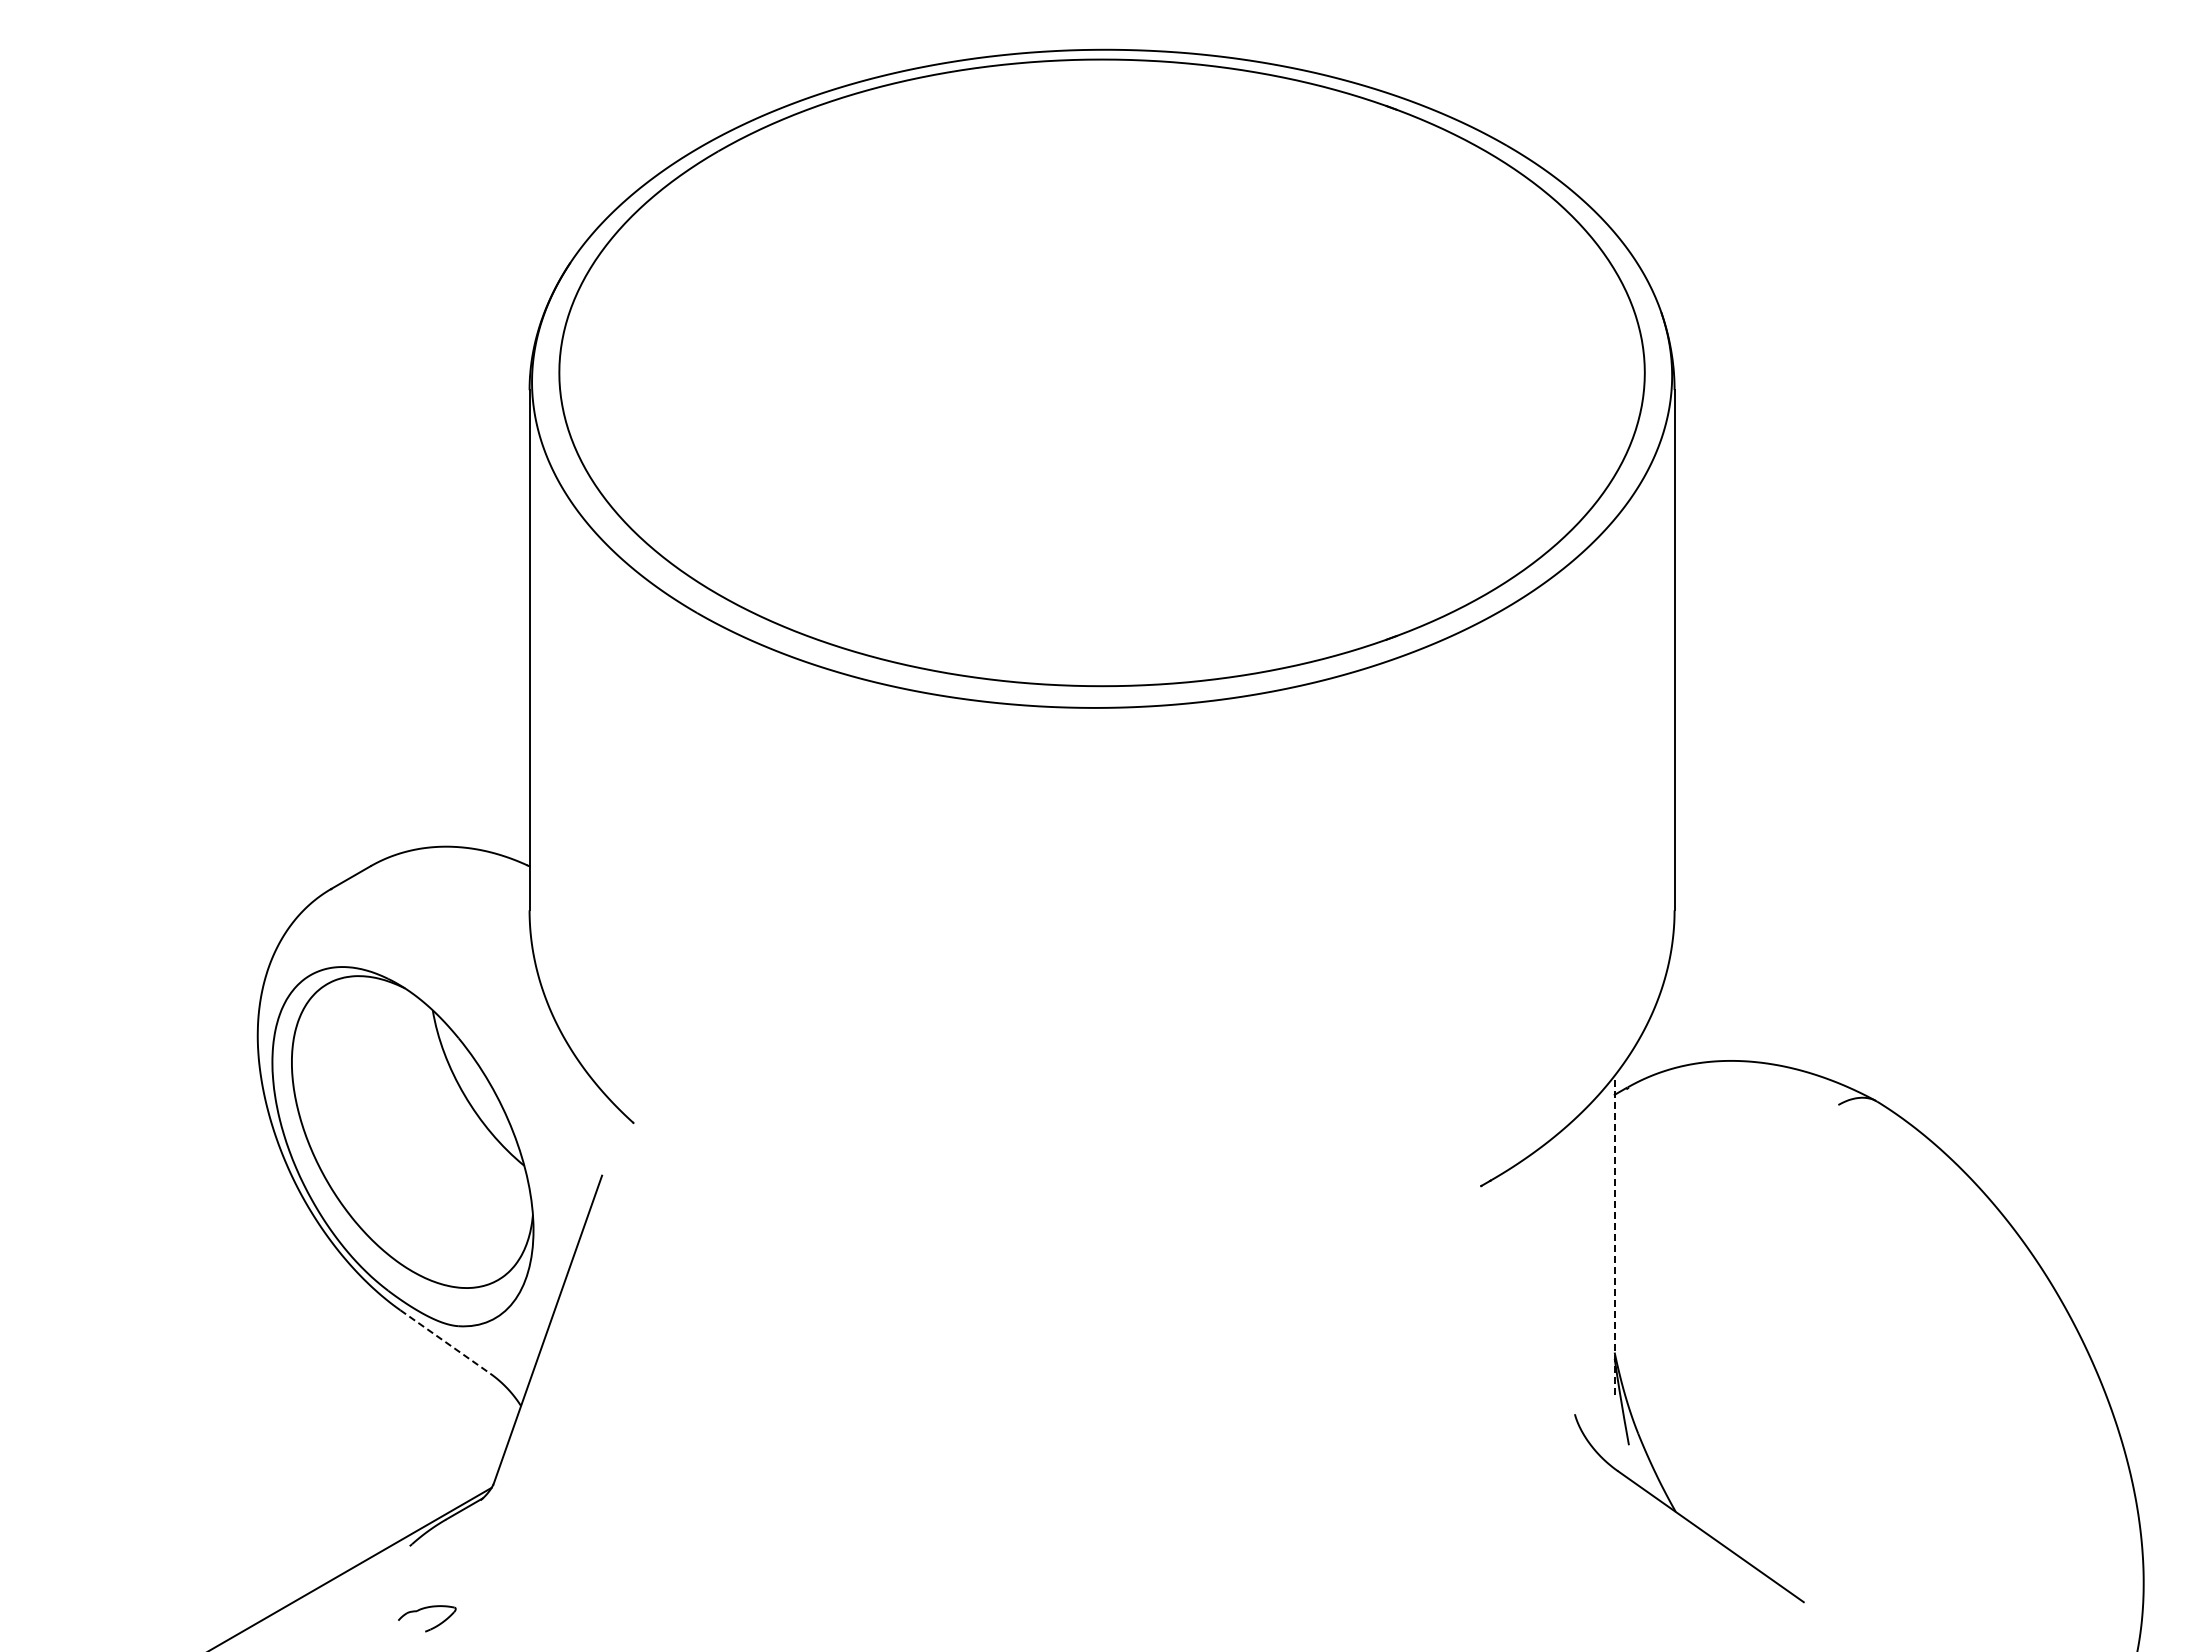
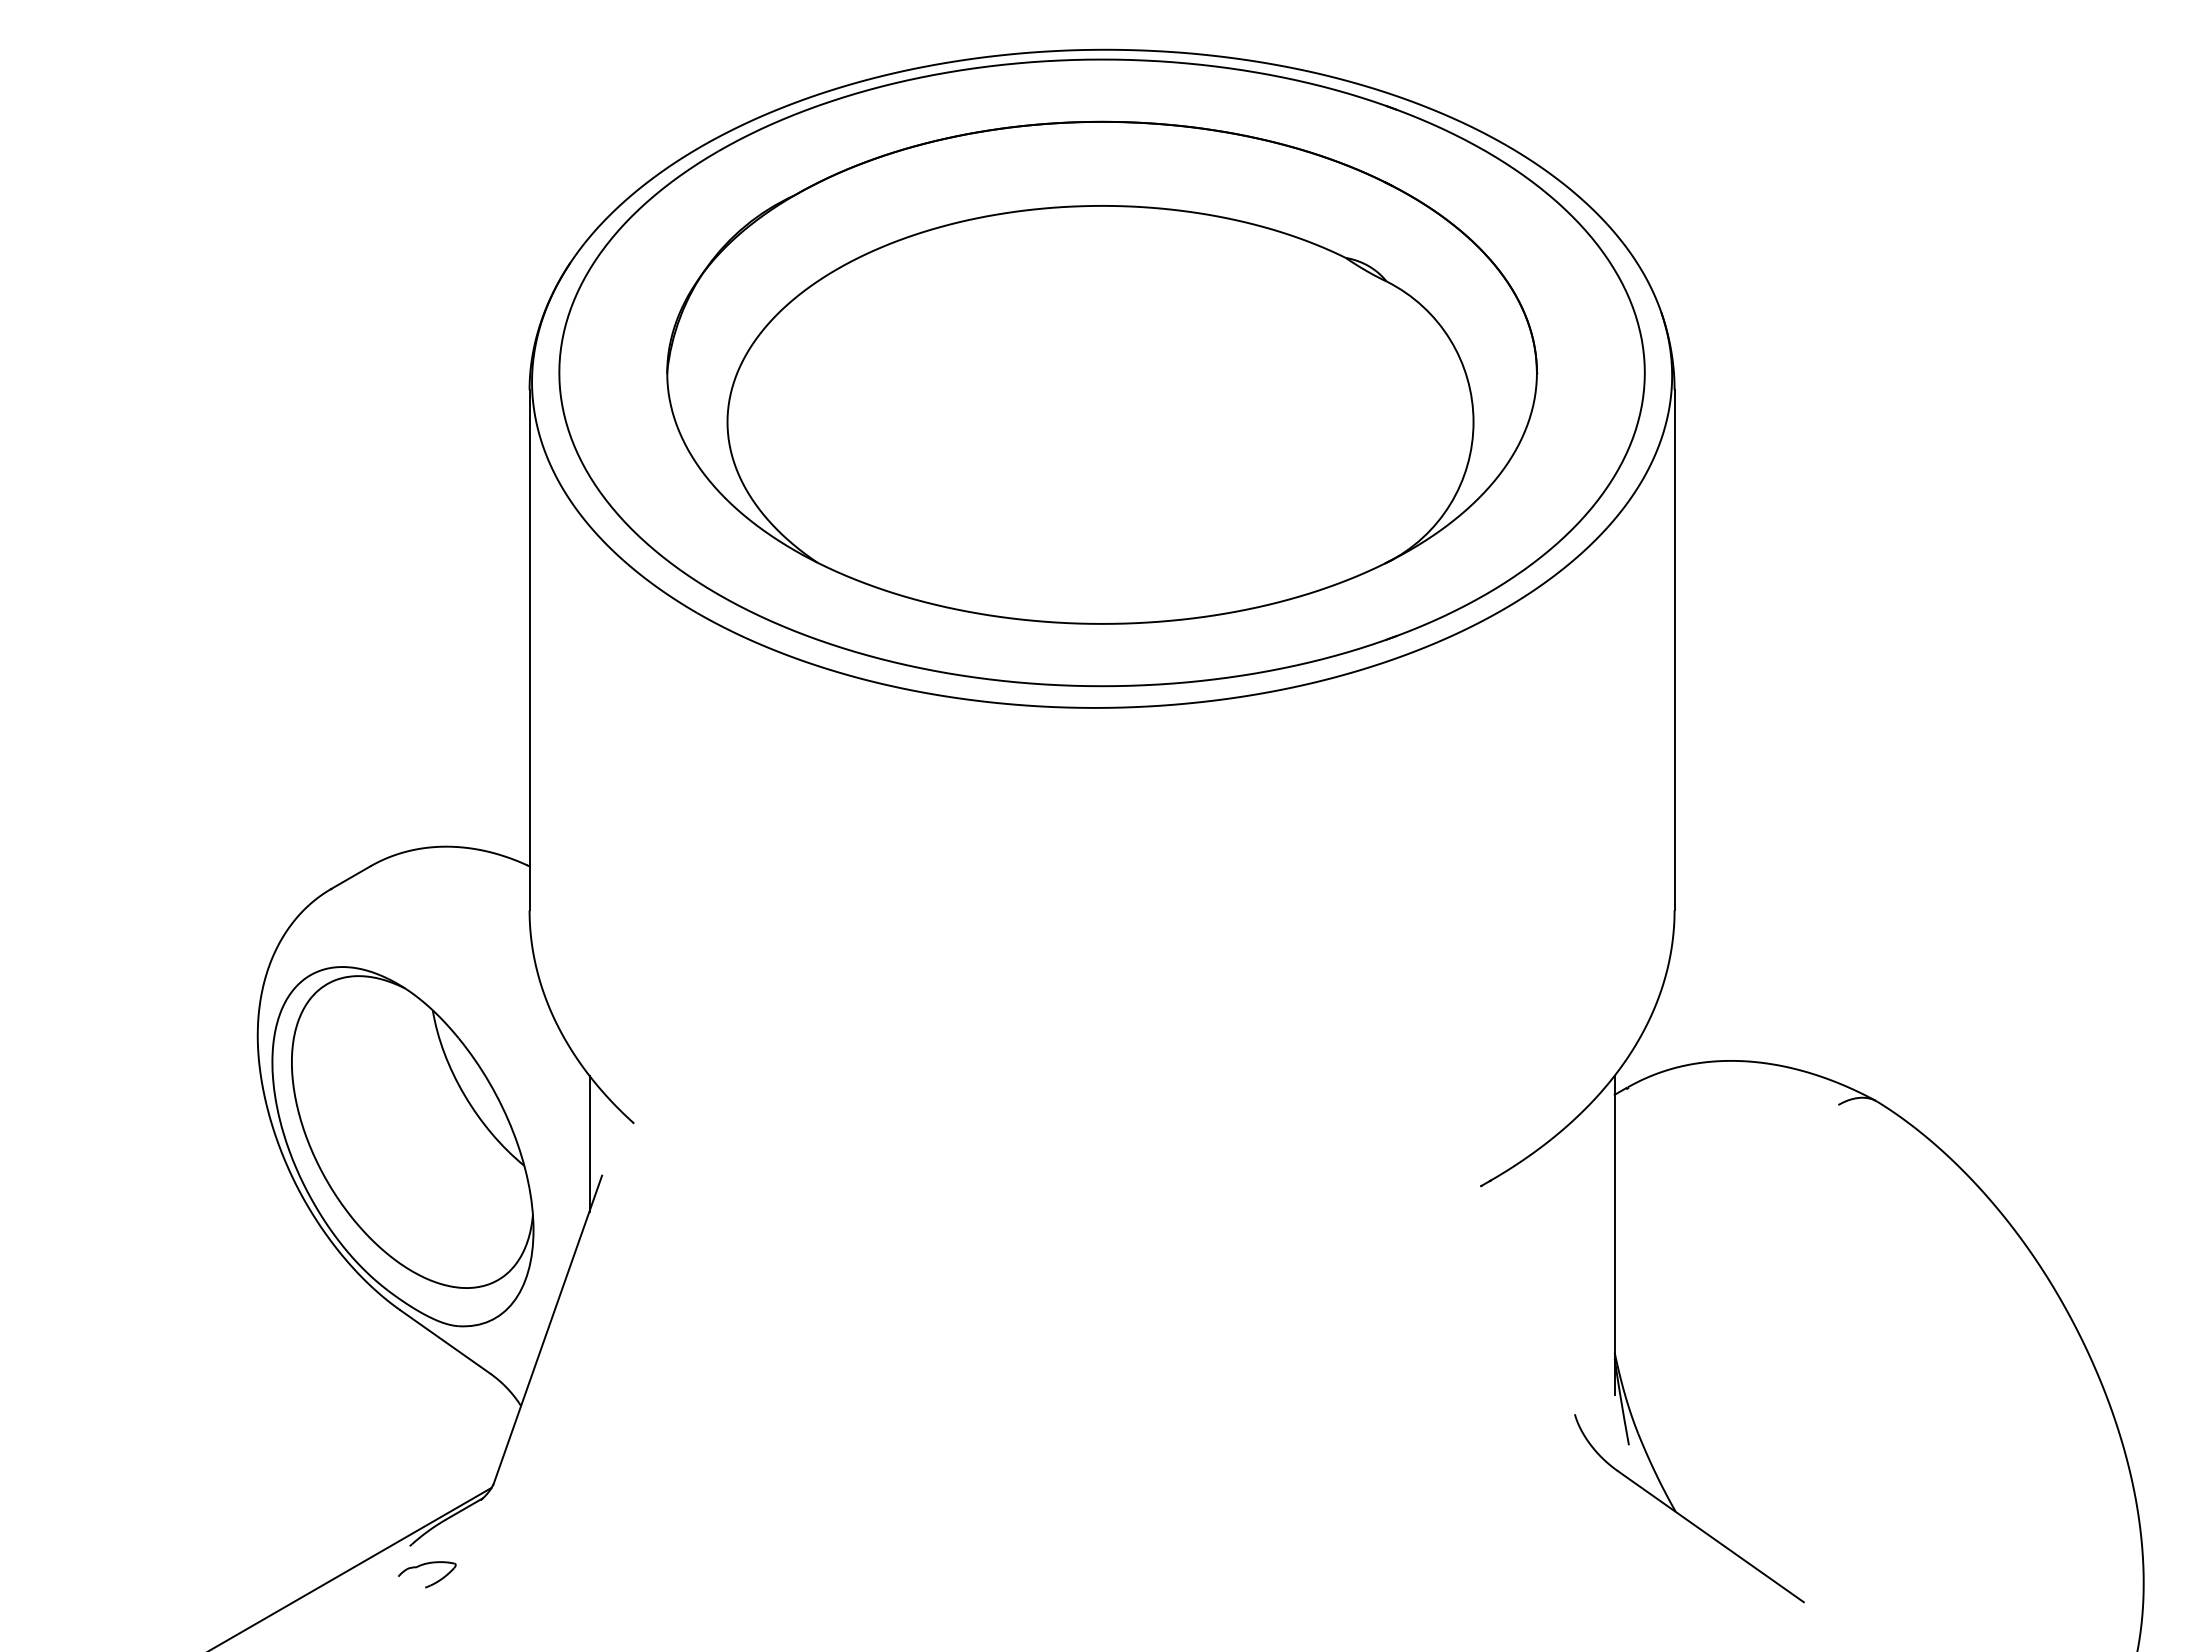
part: none -> present (1102, 372)
line: none -> present (589, 1143)
line: dashed -> solid (1614, 1235)
line: dashed -> solid (445, 1342)
part position: (423, 1609) -> (423, 1565) (423, 1565)
